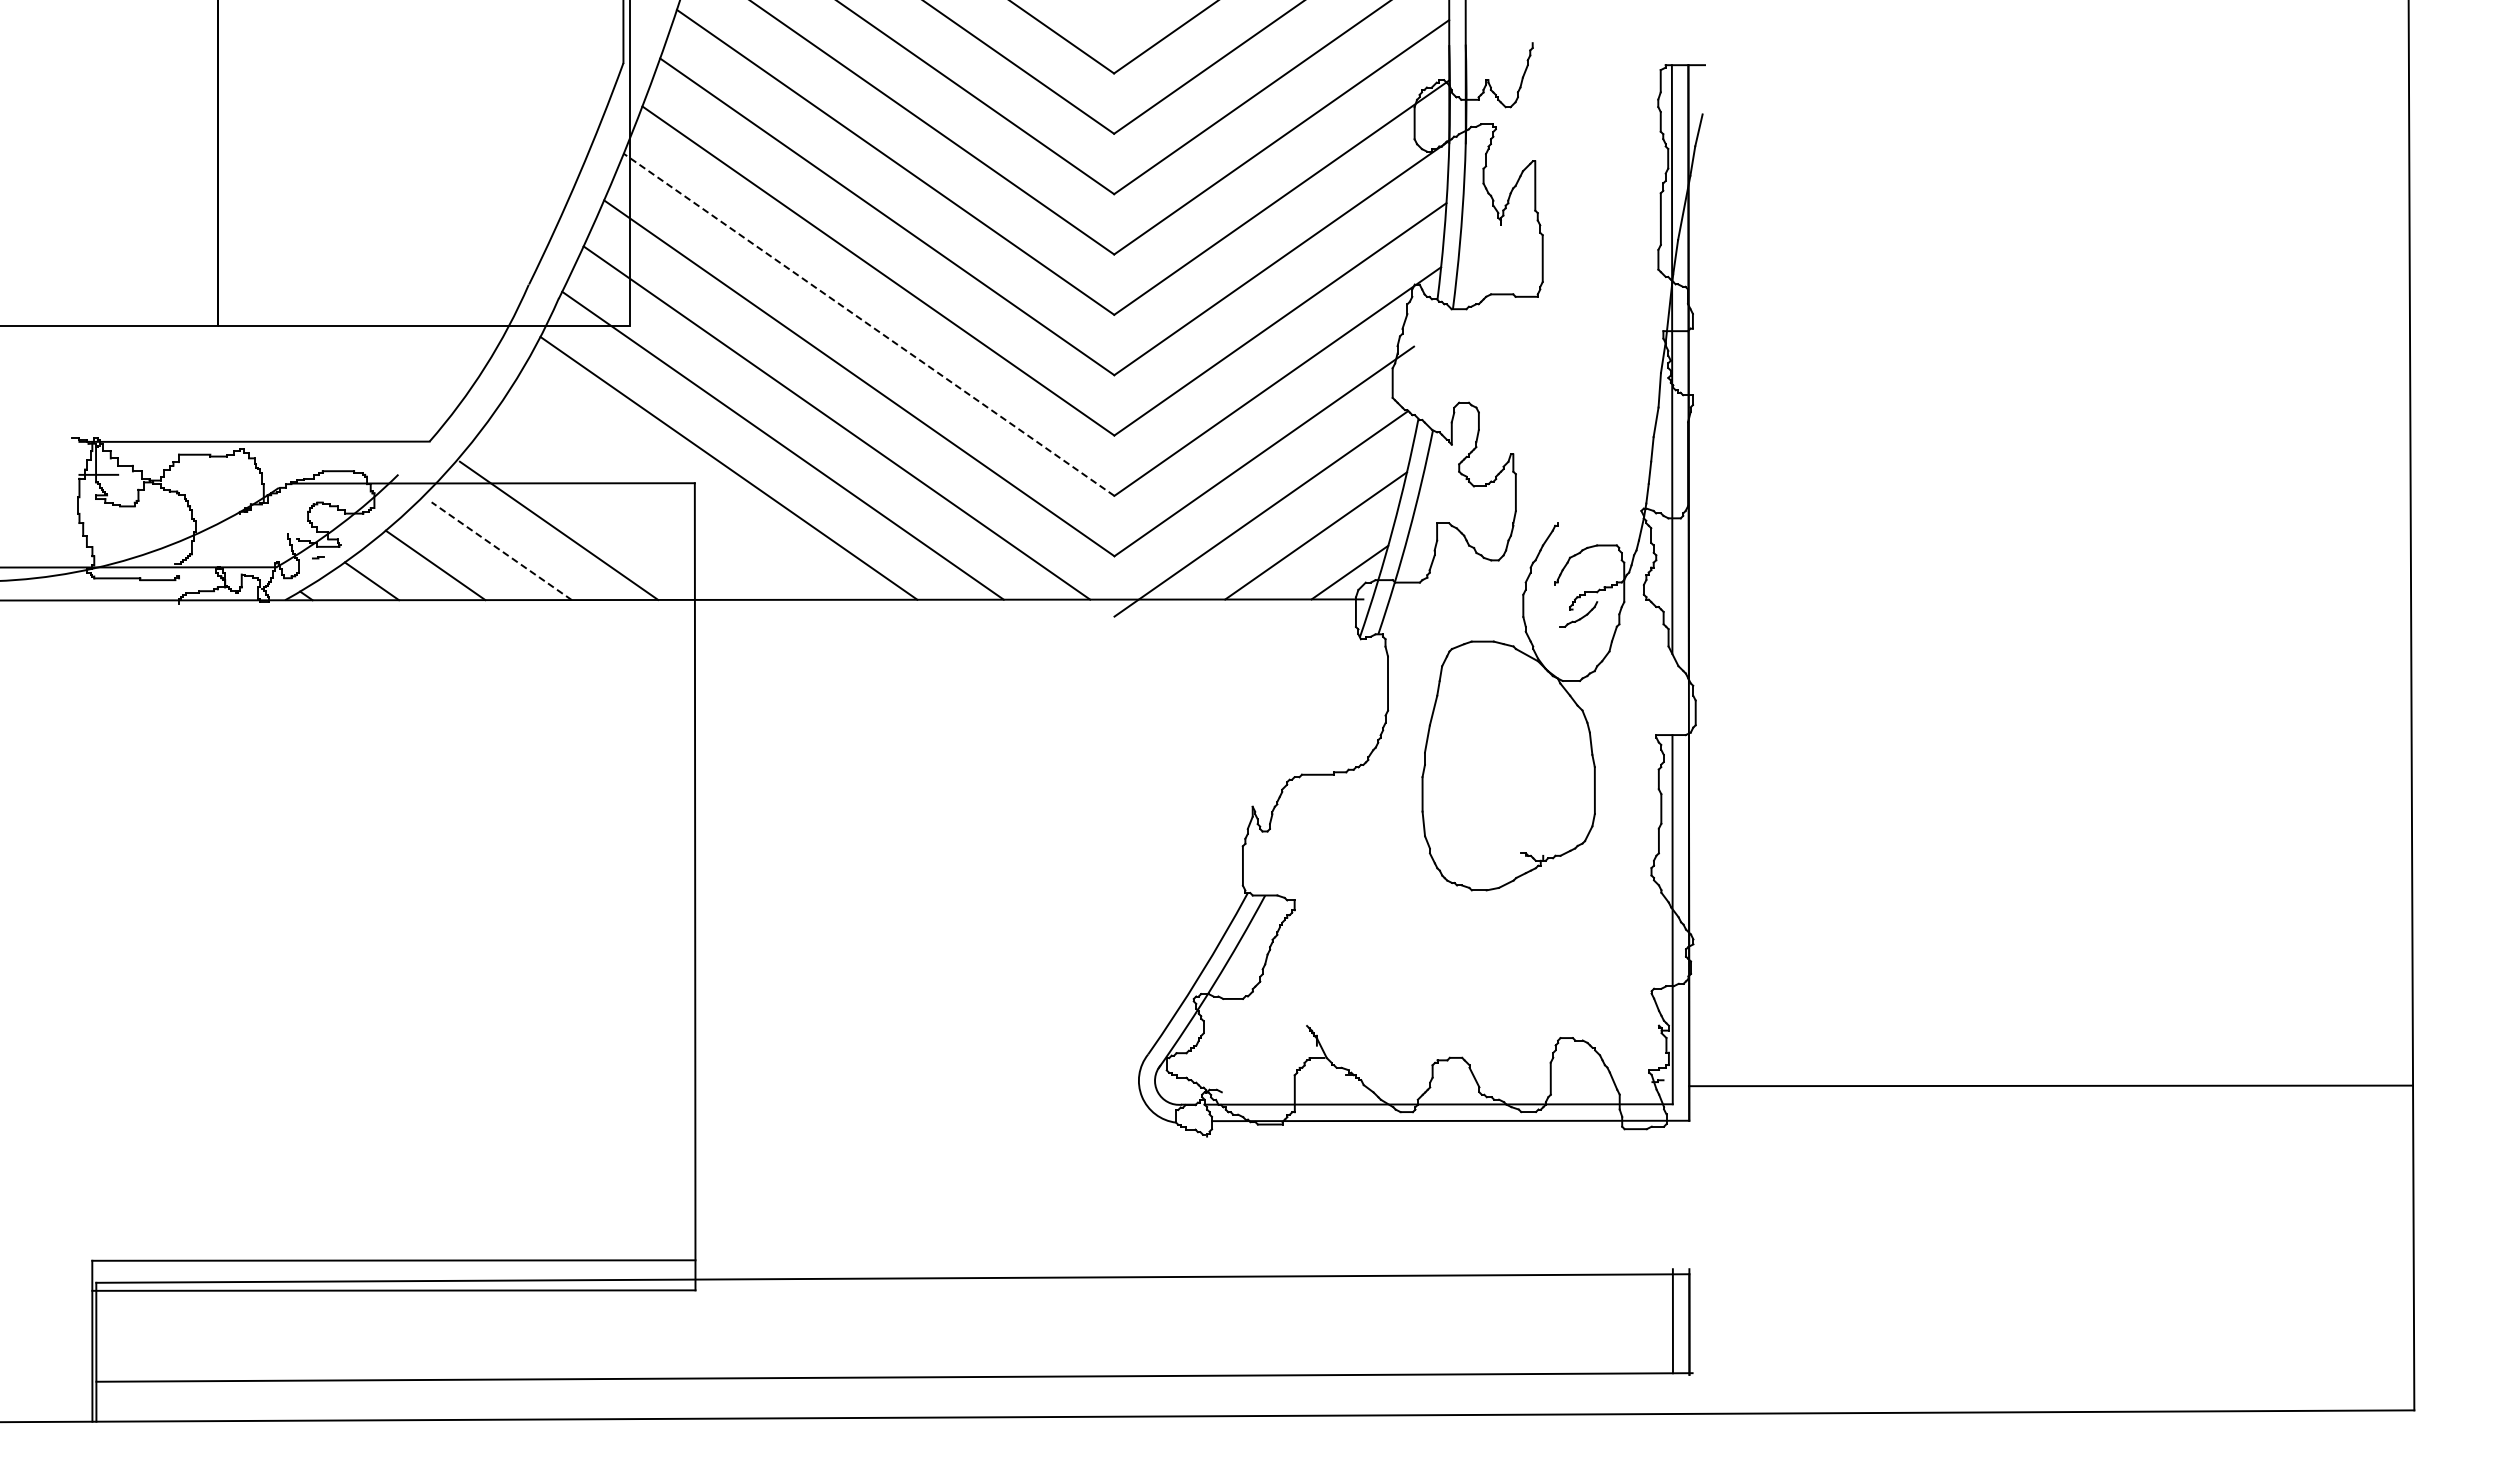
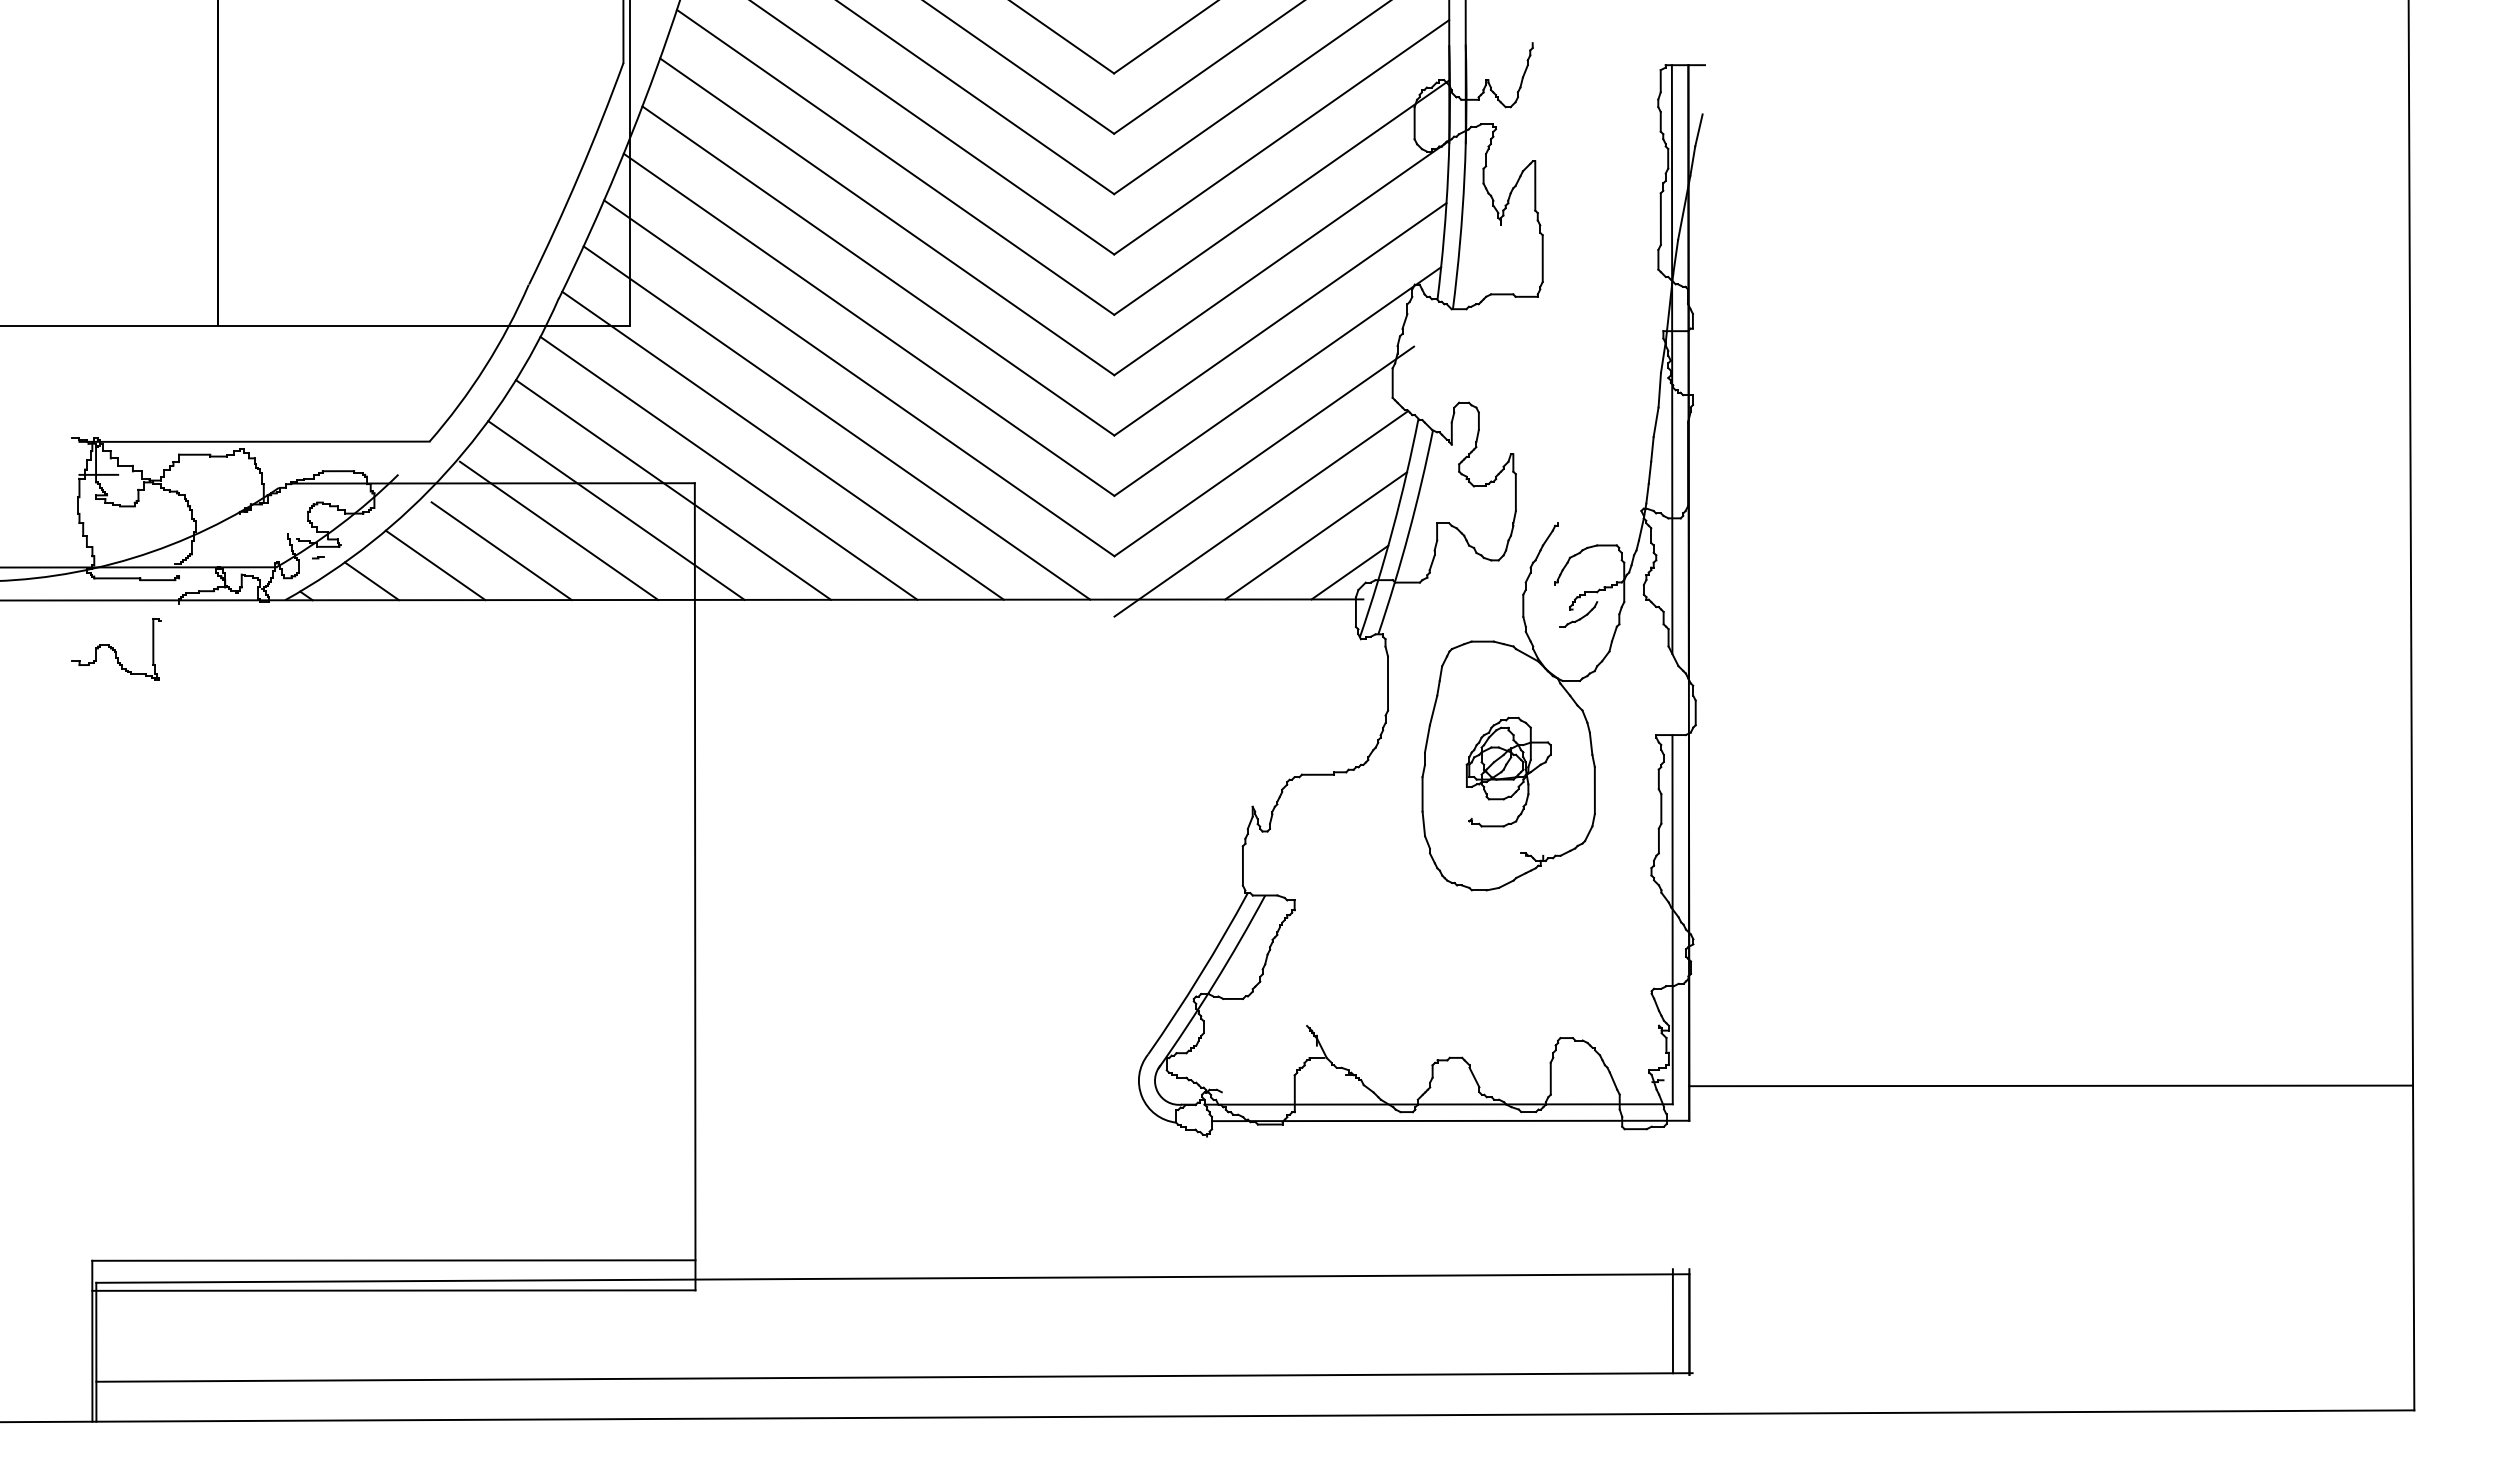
line: dashed -> solid (868, 324)
line: none -> present (673, 489)
line: none -> present (616, 510)
line: dashed -> solid (501, 550)
part: none -> present (116, 649)
part: none -> present (1508, 771)
